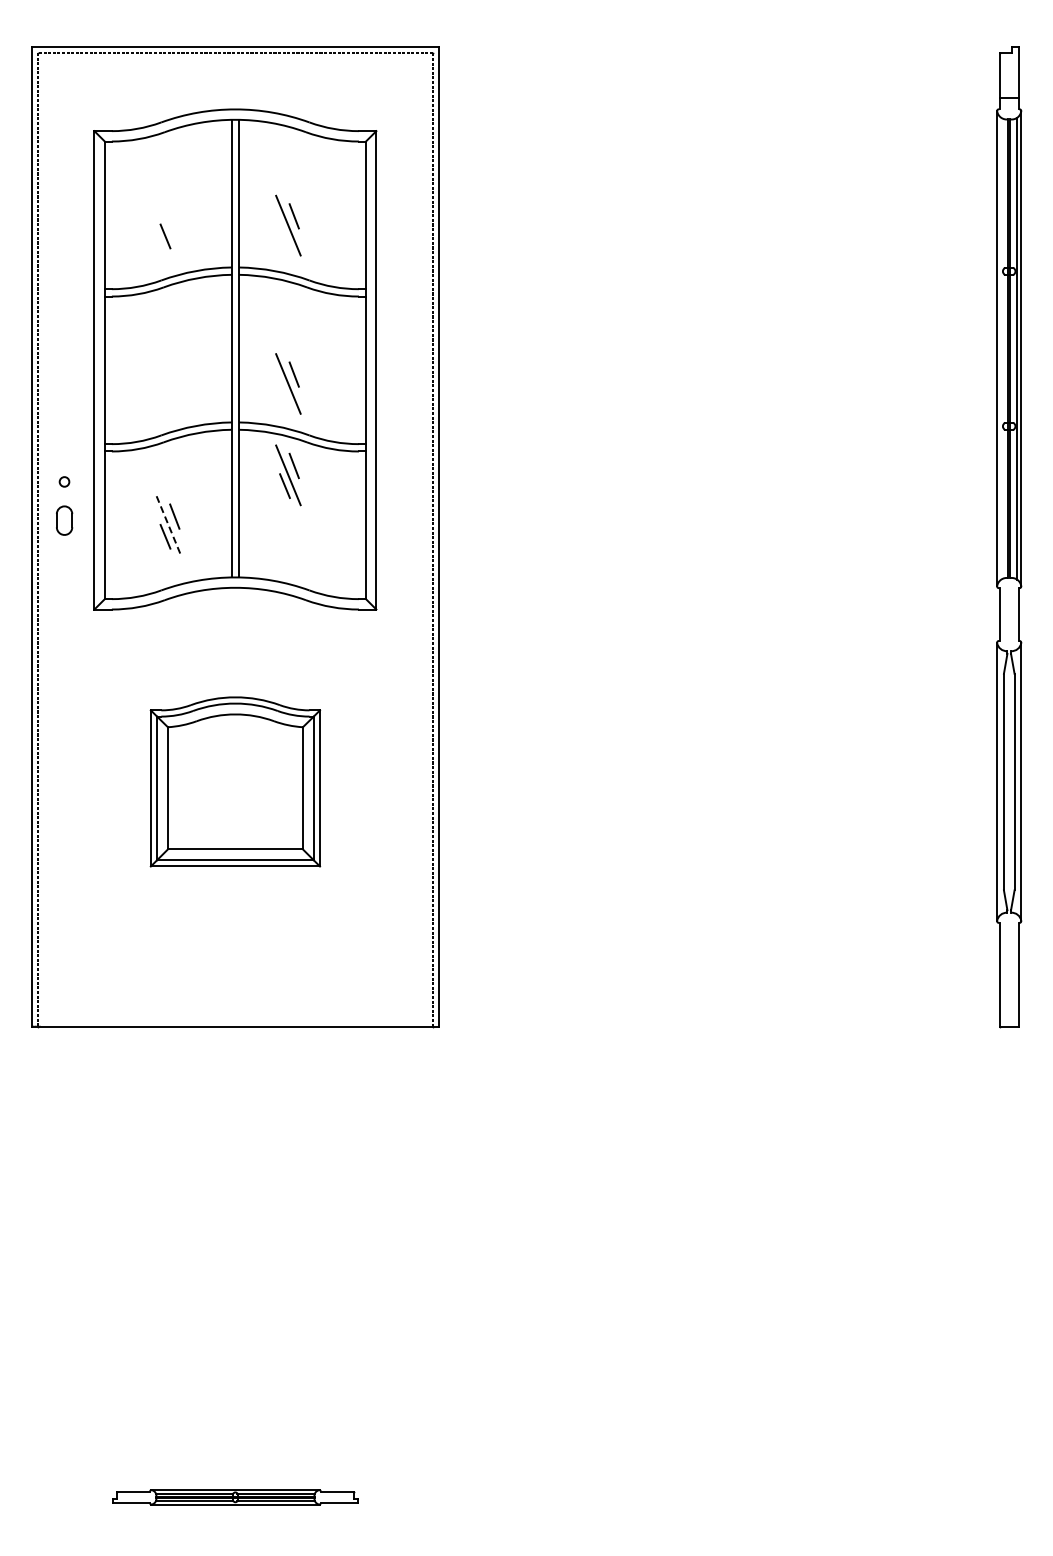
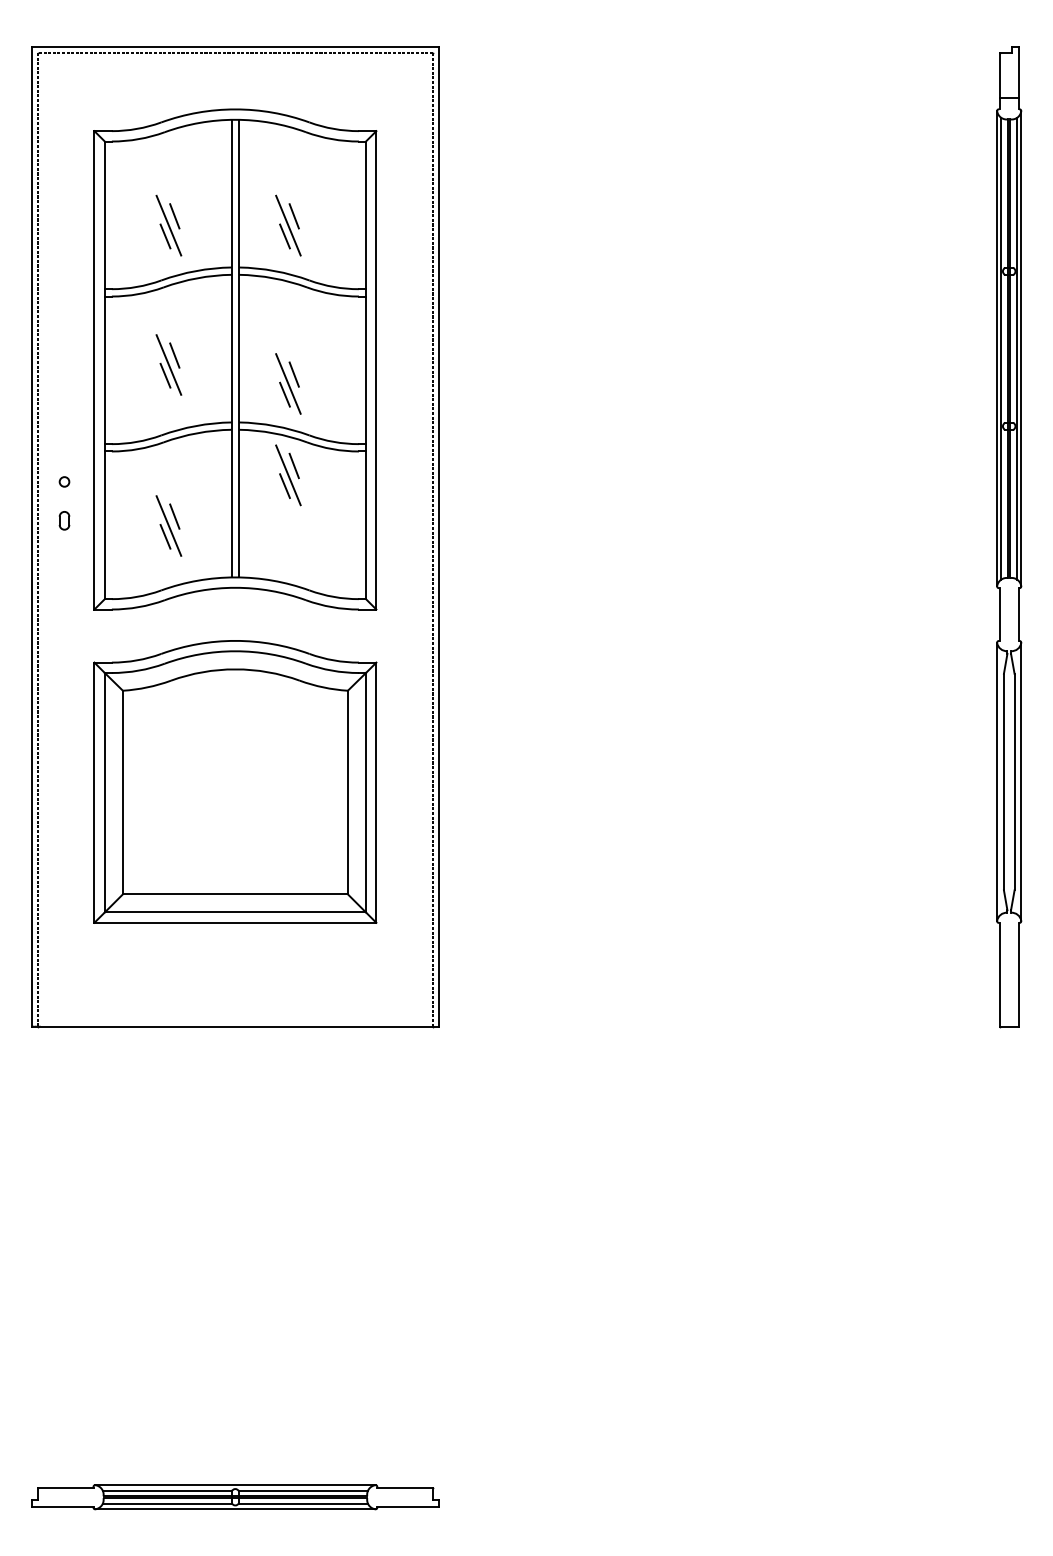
line: none -> present (174, 216)
line: none -> present (168, 225)
line: none -> present (284, 236)
line: none -> present (1001, 348)
part: none -> present (168, 364)
line: none -> present (284, 394)
part size: 18x31 px -> 13x20 px (64, 520)
line: dashed -> solid (169, 526)
part size: 173x172 px -> 285x284 px (235, 781)
part size: 247x17 px -> 409x27 px (235, 1497)
